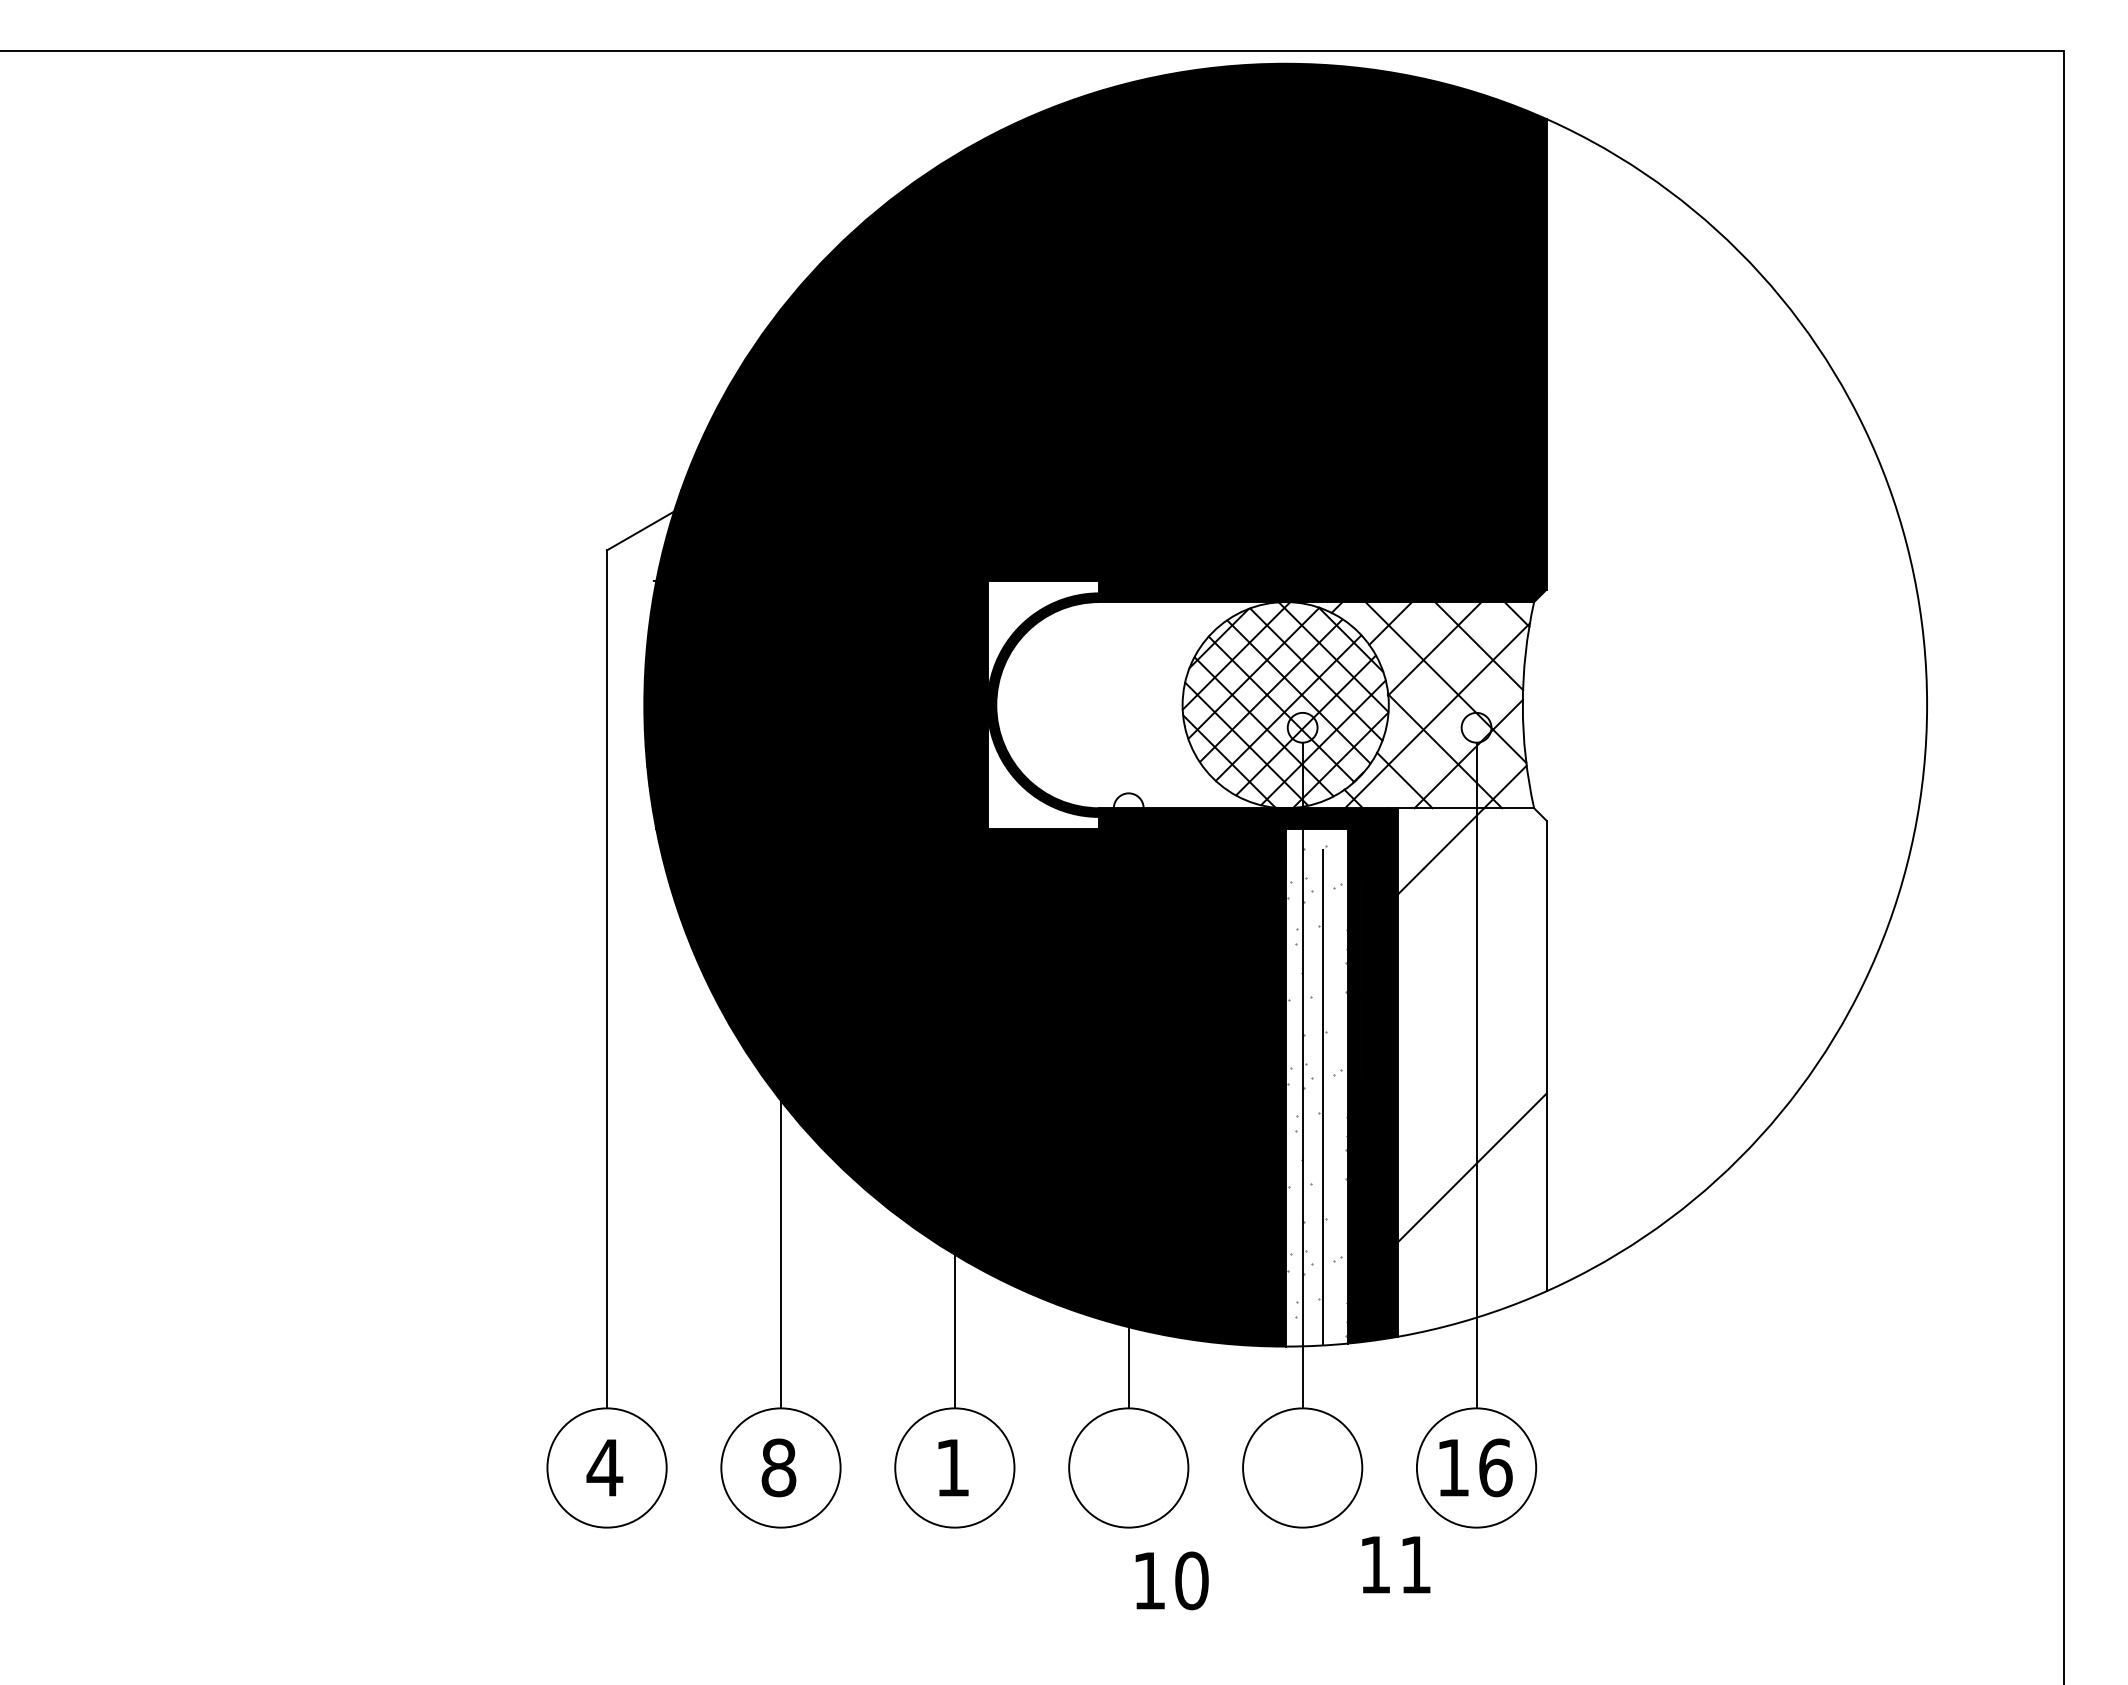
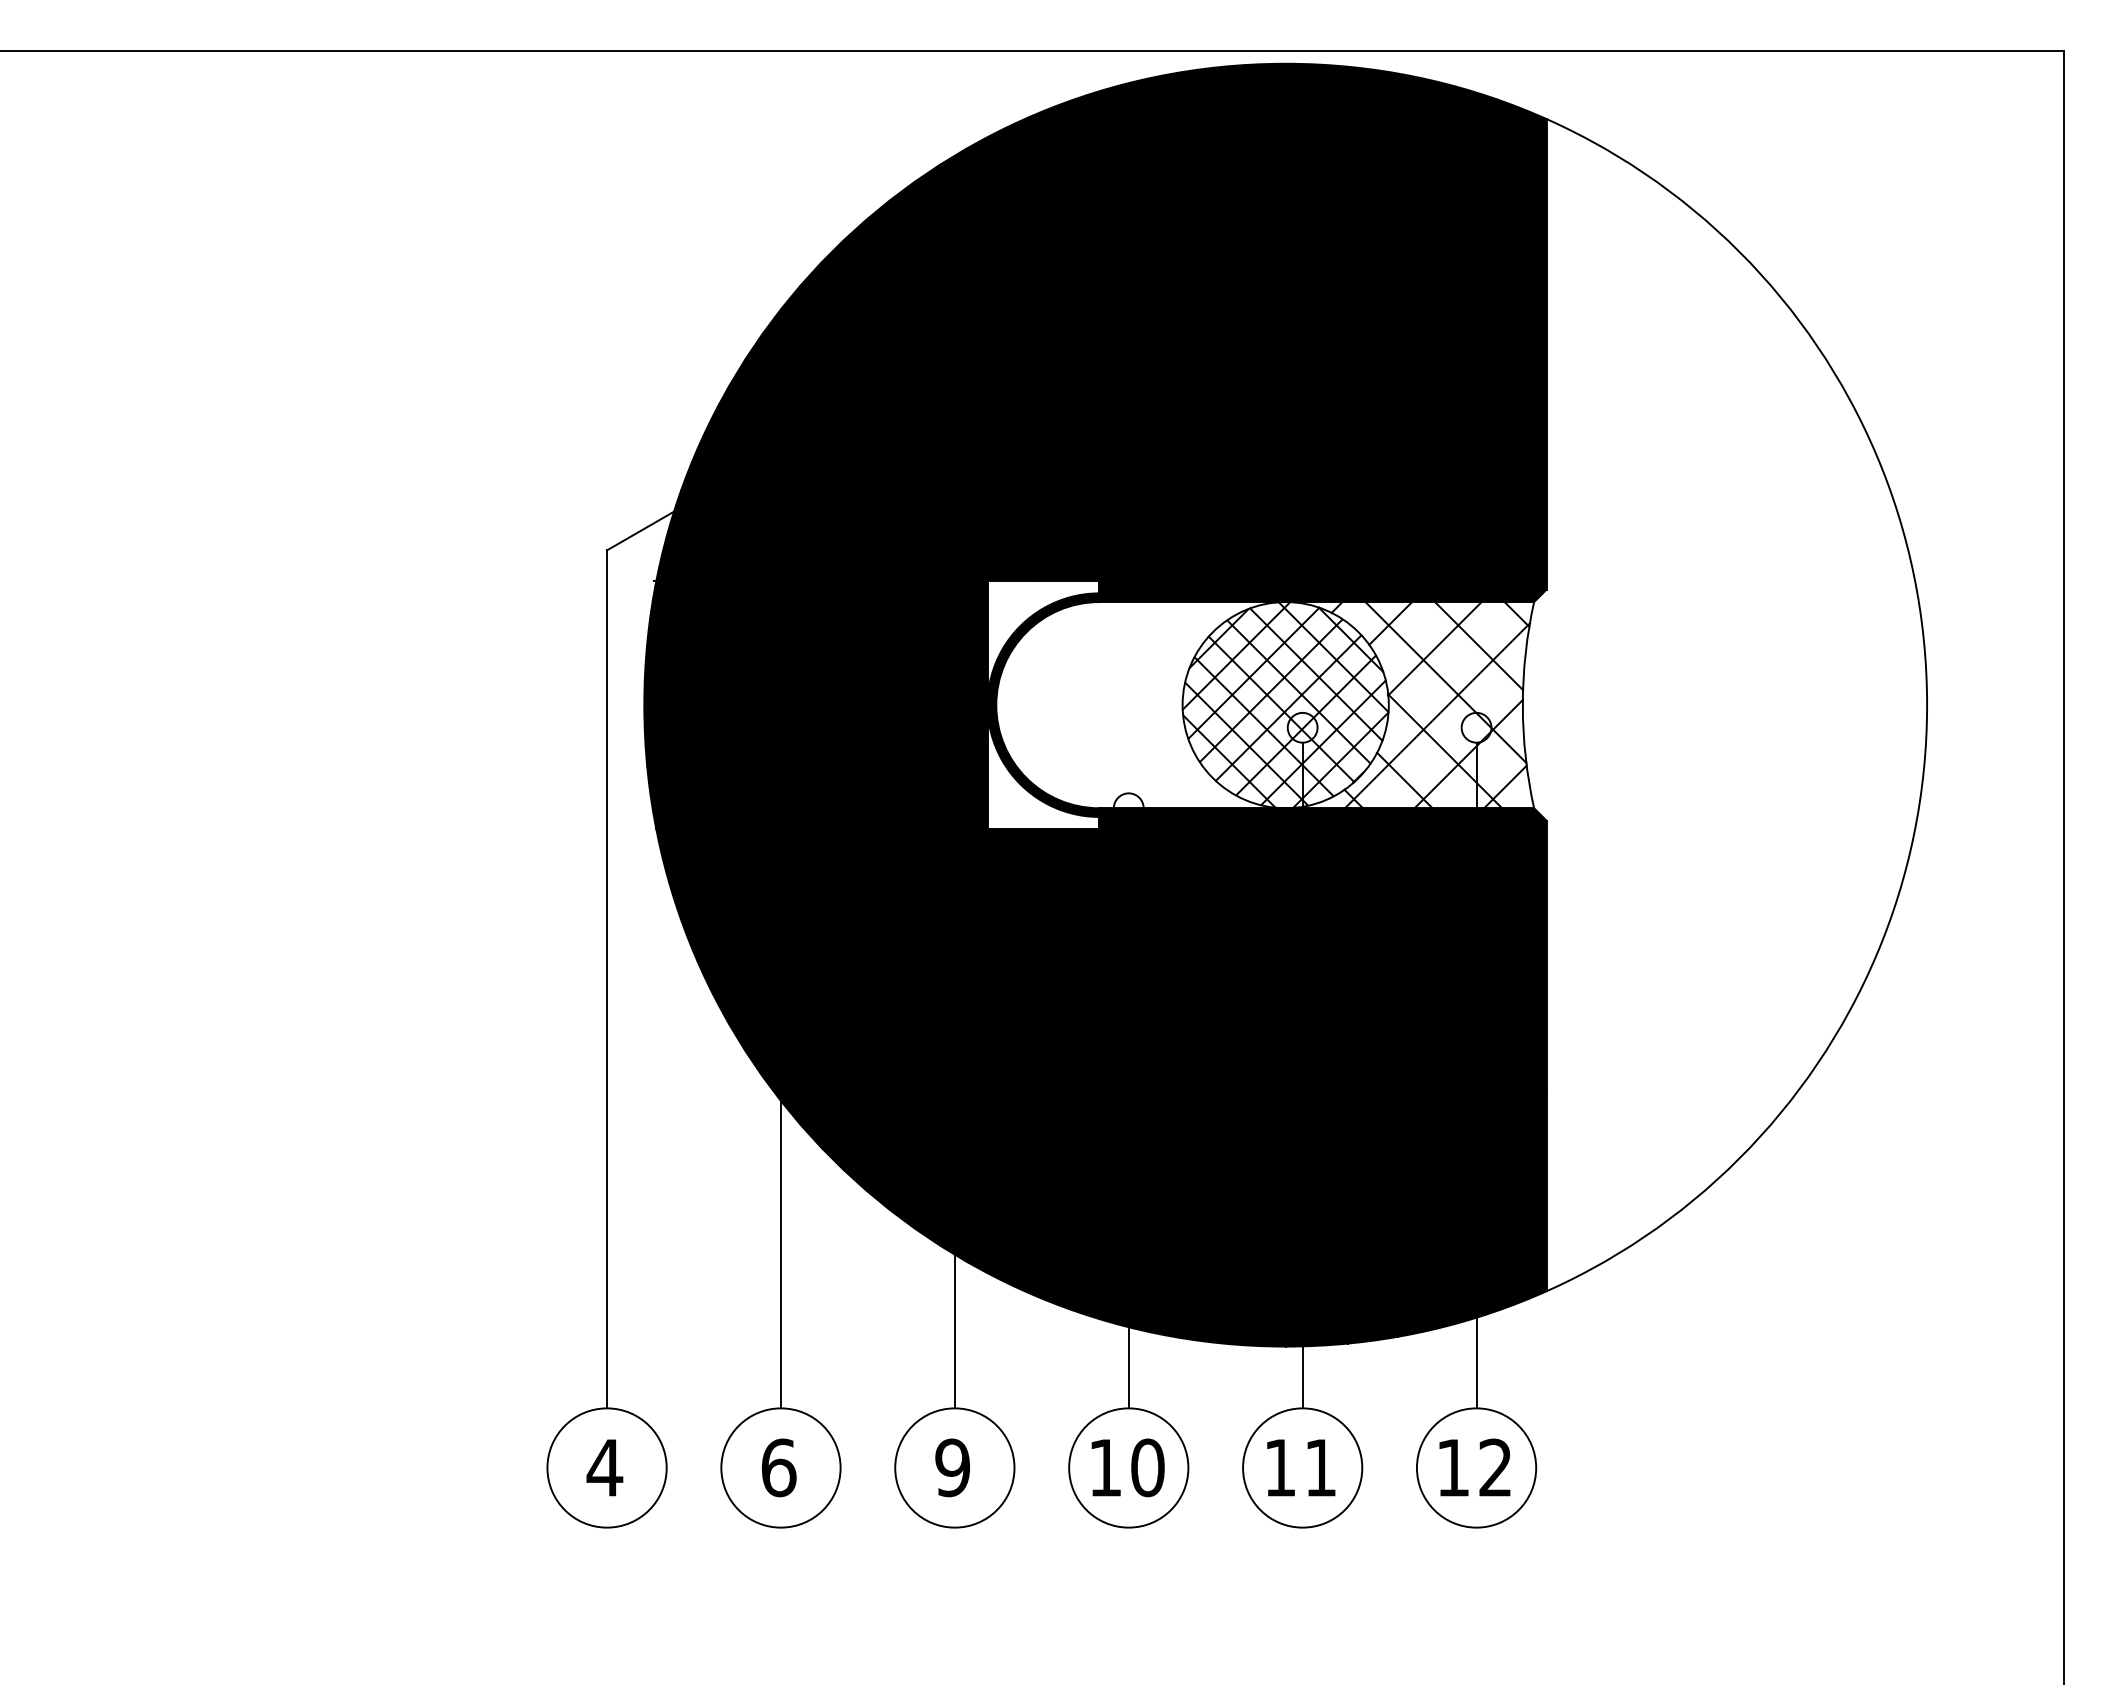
fill: none -> present (1471, 1072)
fill: none -> present (1316, 1087)
text: 8 -> 6 (778, 1467)
text: 1 -> 9 (952, 1467)
text: 16 -> 12 (1495, 1467)
text position: (1396, 1564) -> (1301, 1467) (1301, 1467)
text position: (1171, 1580) -> (1127, 1467) (1127, 1467)
